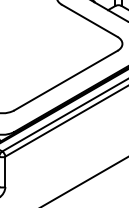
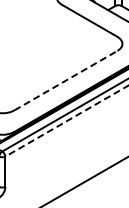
line: solid -> dashed (66, 80)
line: solid -> dashed (66, 121)
